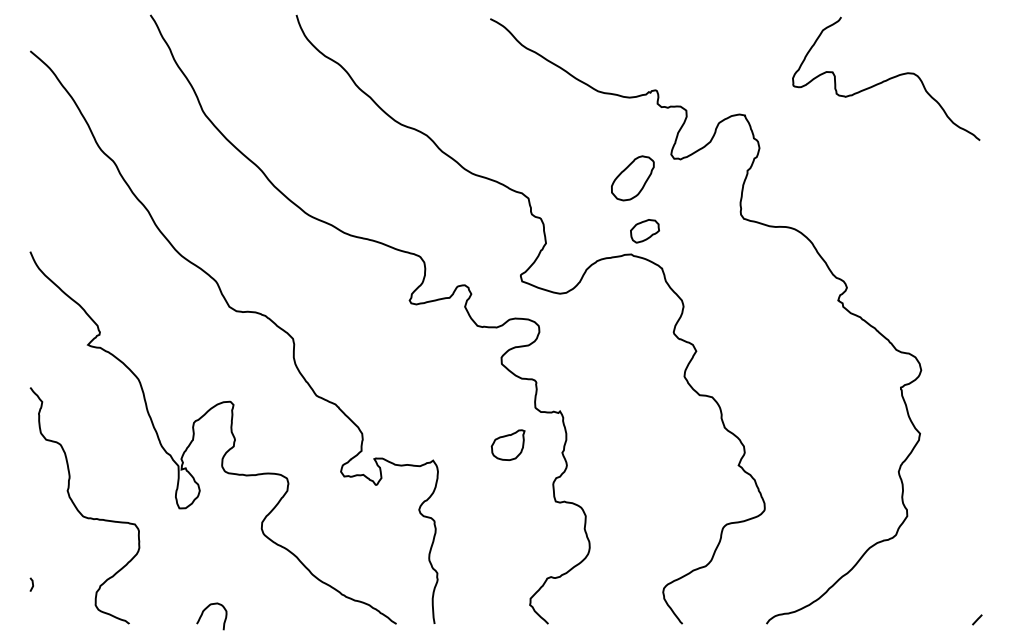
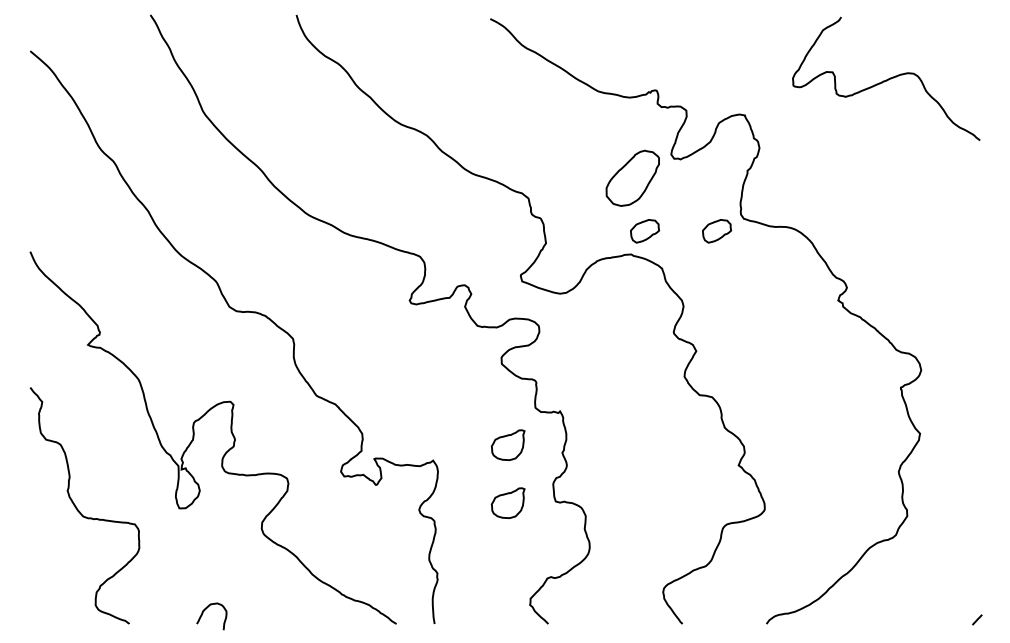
part size: 44x47 px -> 55x58 px (632, 177)
part: none -> present (716, 231)
part: none -> present (507, 502)
curve: present -> none (32, 584)
